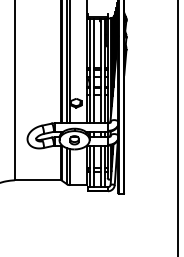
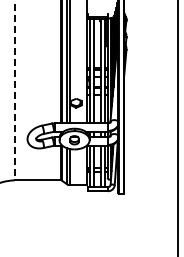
line: solid -> dashed (14, 90)
